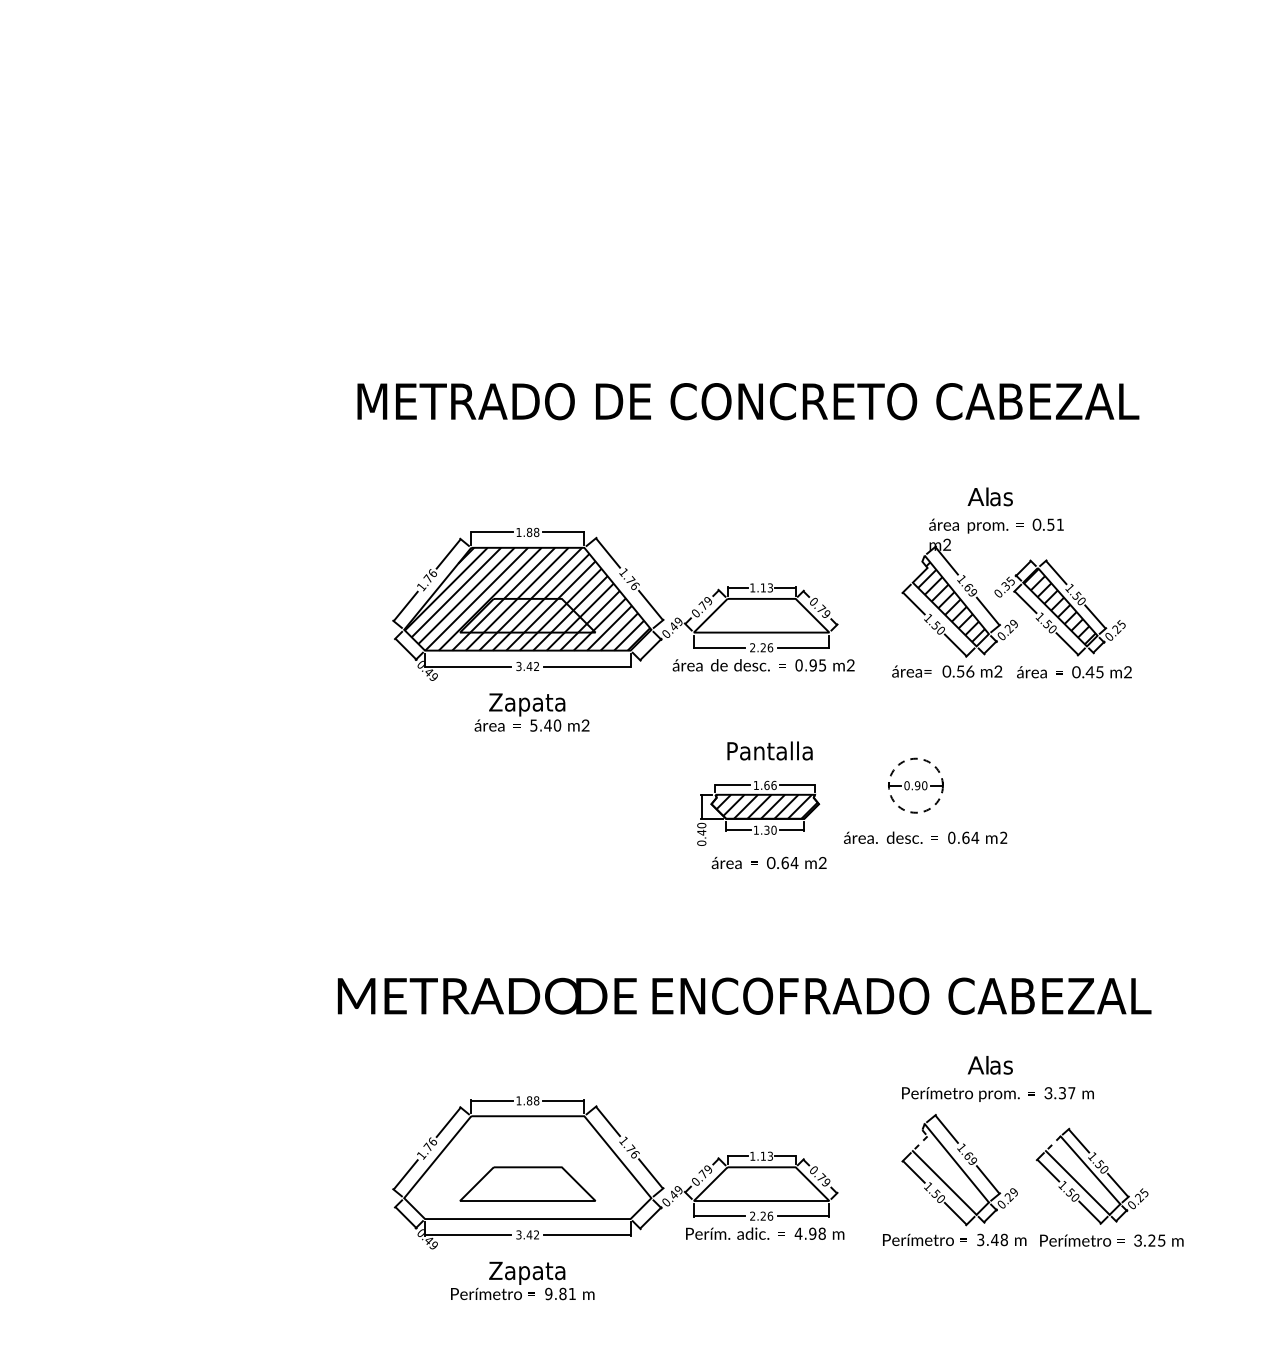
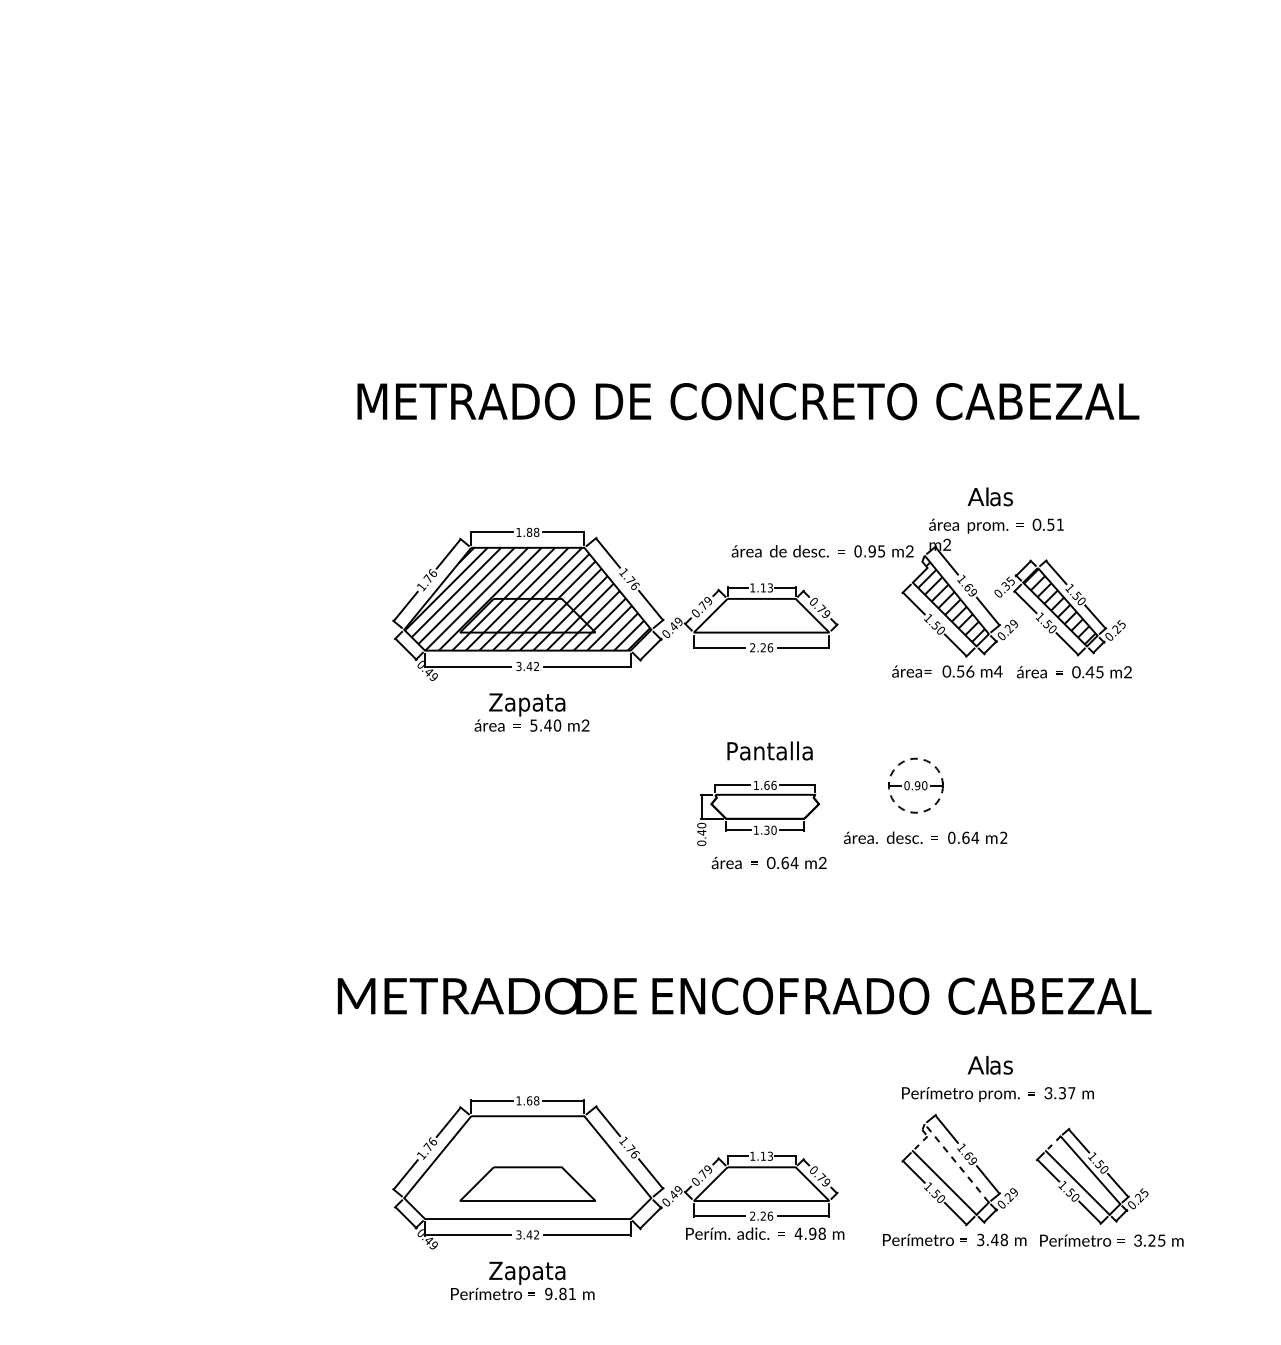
text position: (763, 665) -> (822, 551) (822, 551)
text: m2 -> m4 (997, 671)
hatch: present -> none (766, 806)
text: 1.88 -> 1.68 (529, 1100)
line: solid -> dashed (956, 1163)
